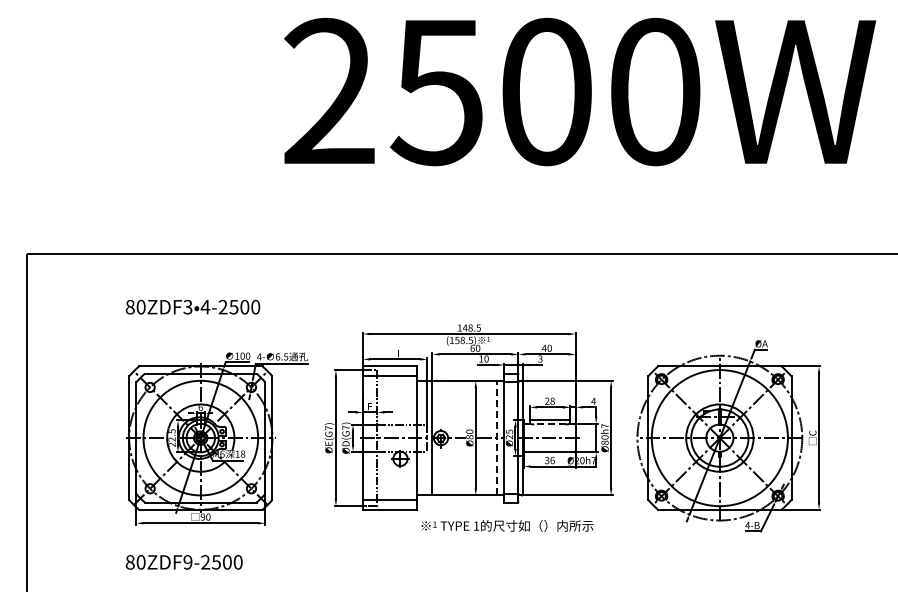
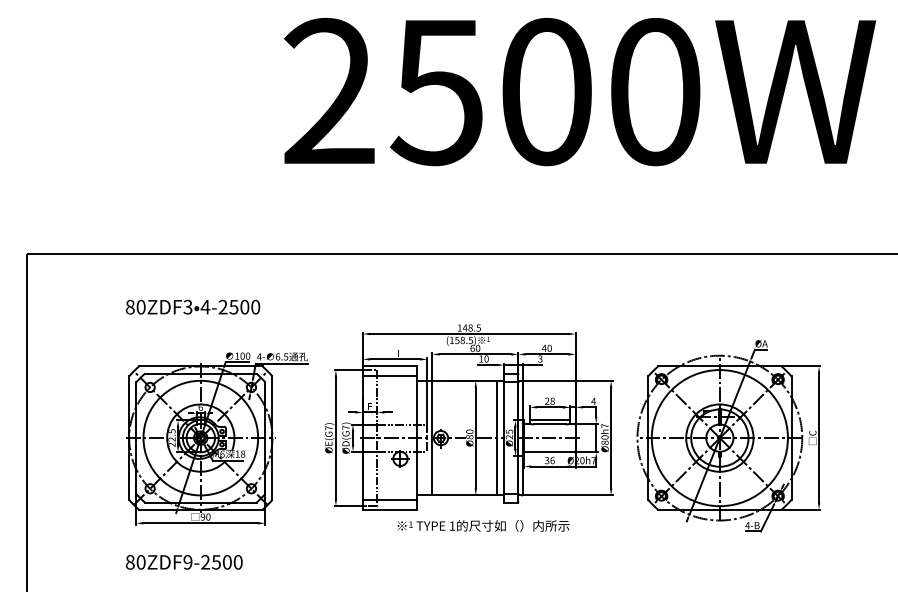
line: dashed -> solid (549, 424)
line: dashed -> solid (496, 437)
text position: (507, 525) -> (483, 525) (483, 525)
